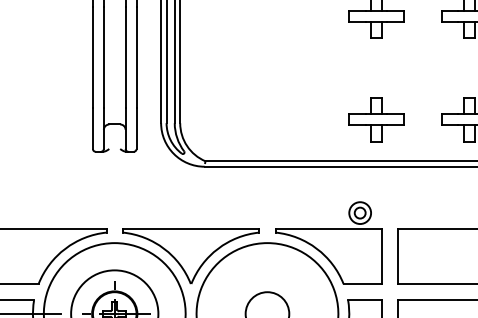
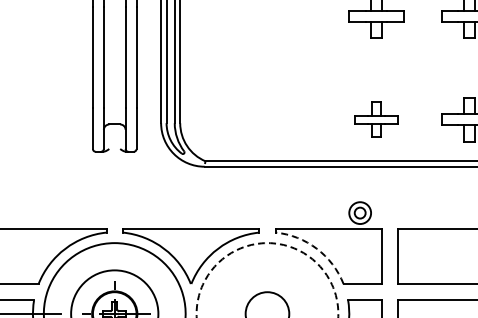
part size: 57x46 px -> 45x37 px (376, 119)
arc: solid -> dashed (267, 243)
arc: solid -> dashed (316, 248)
